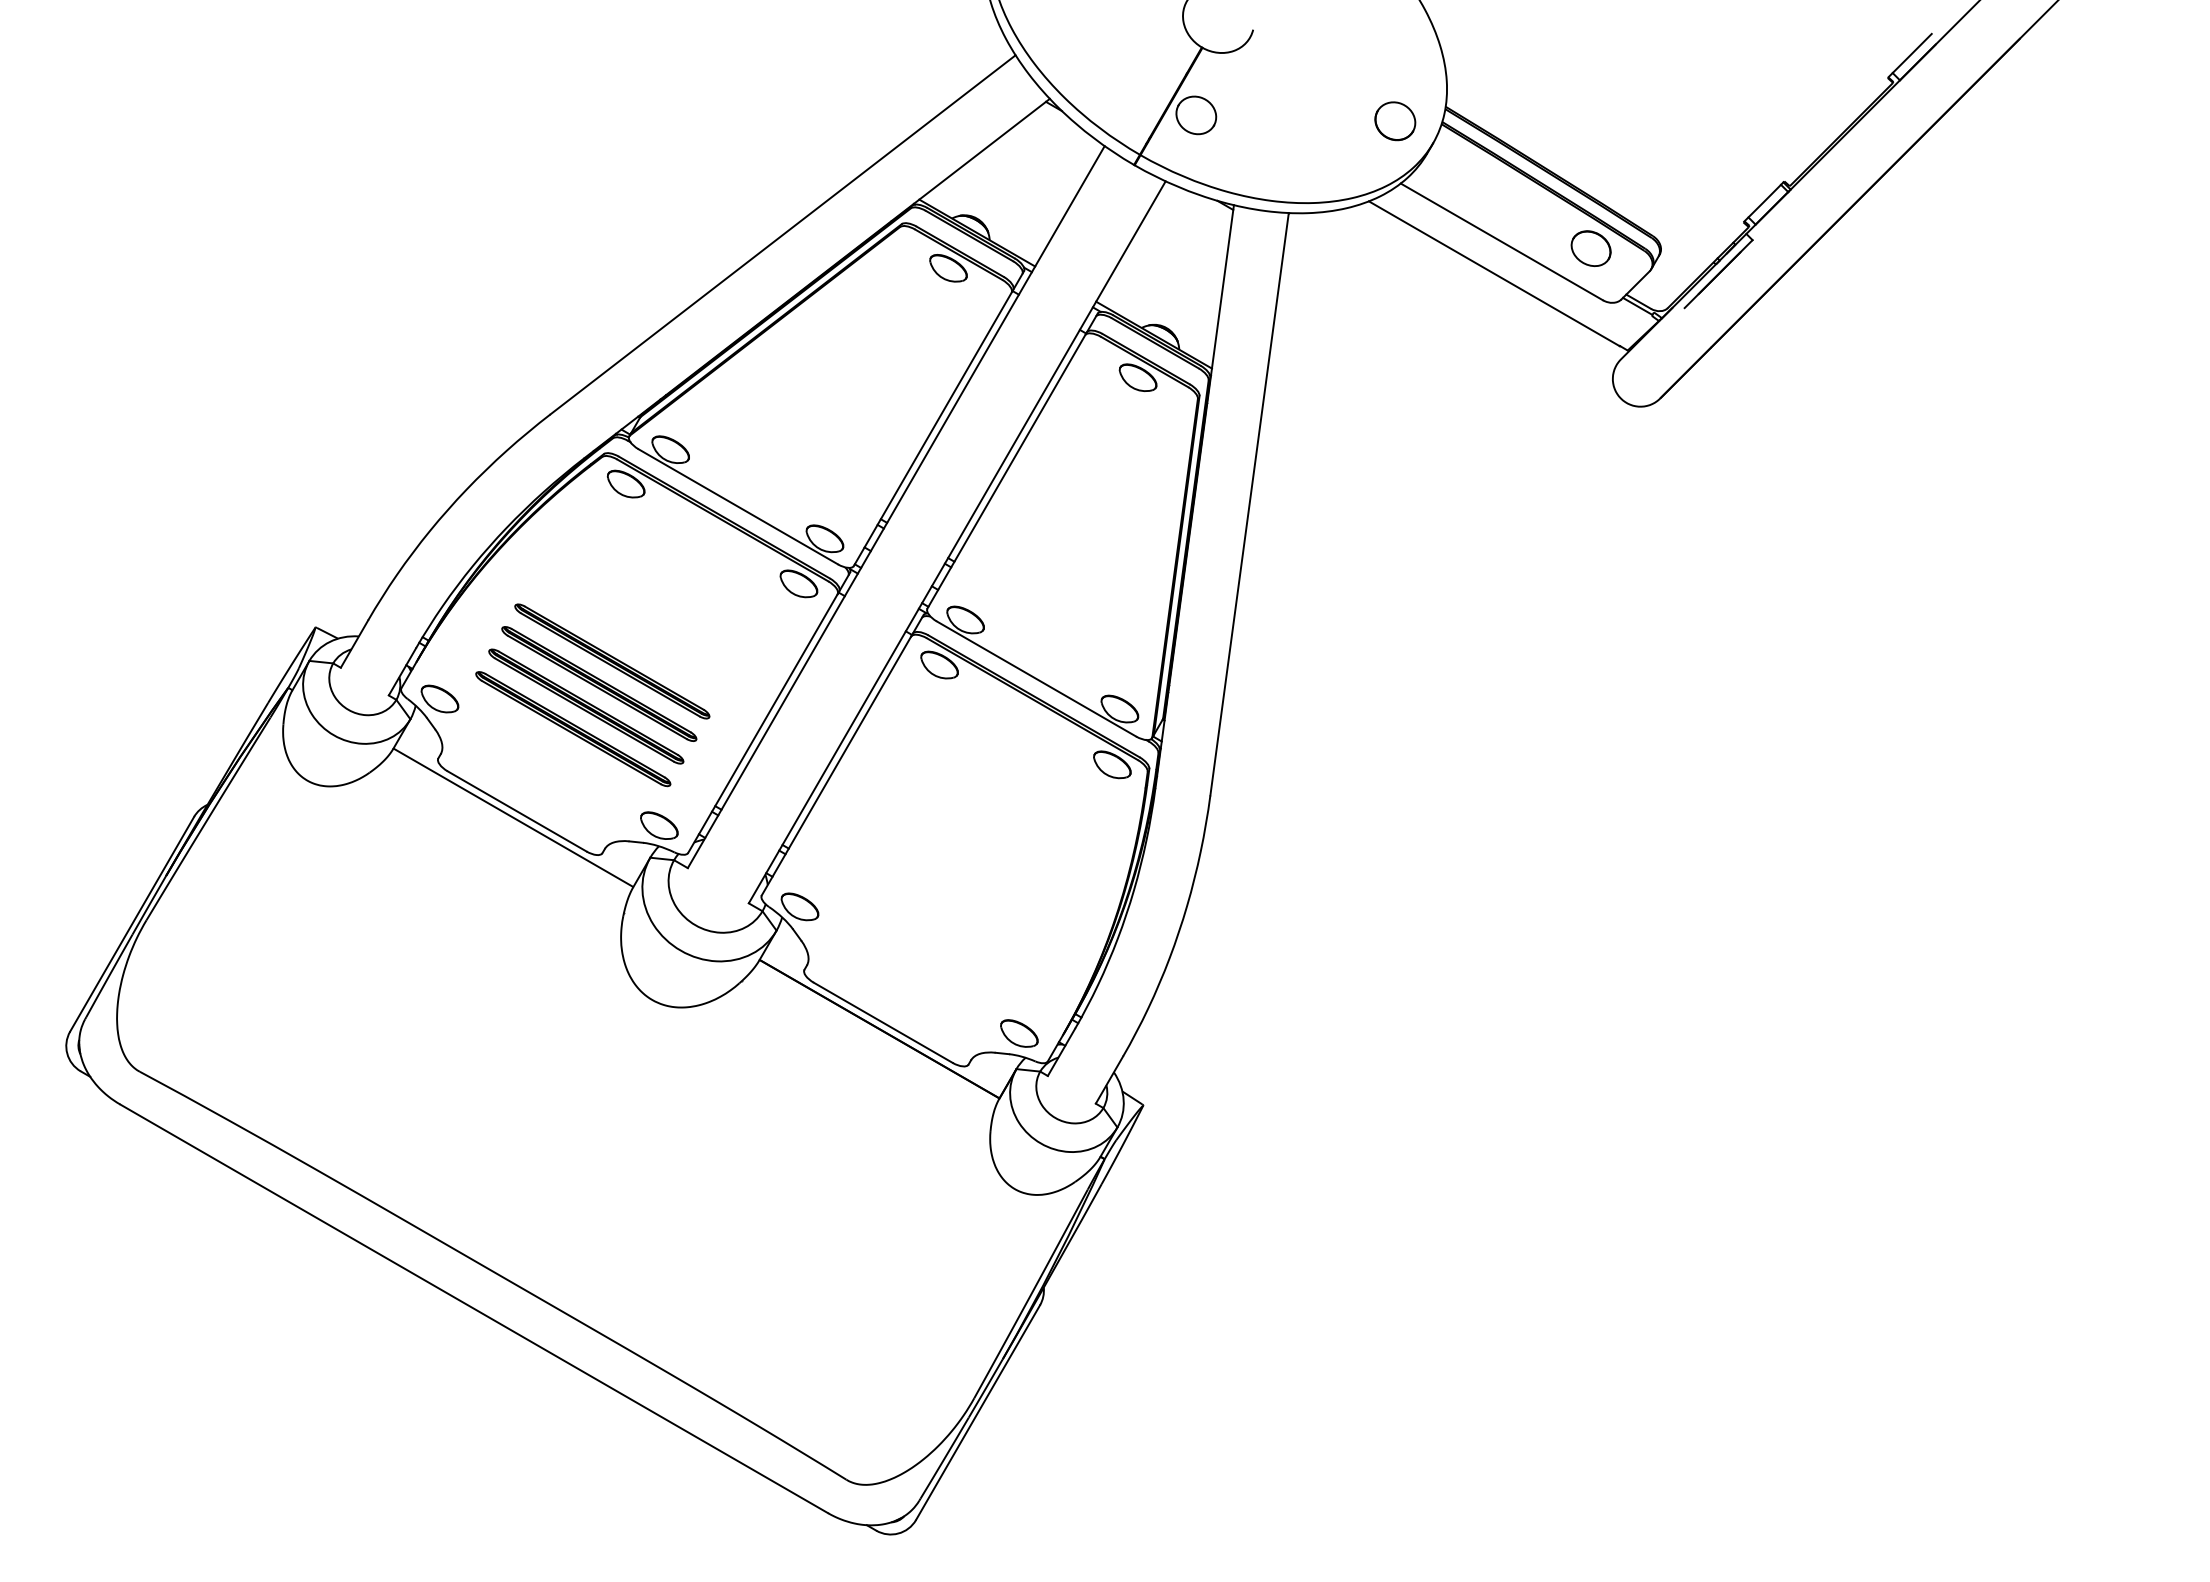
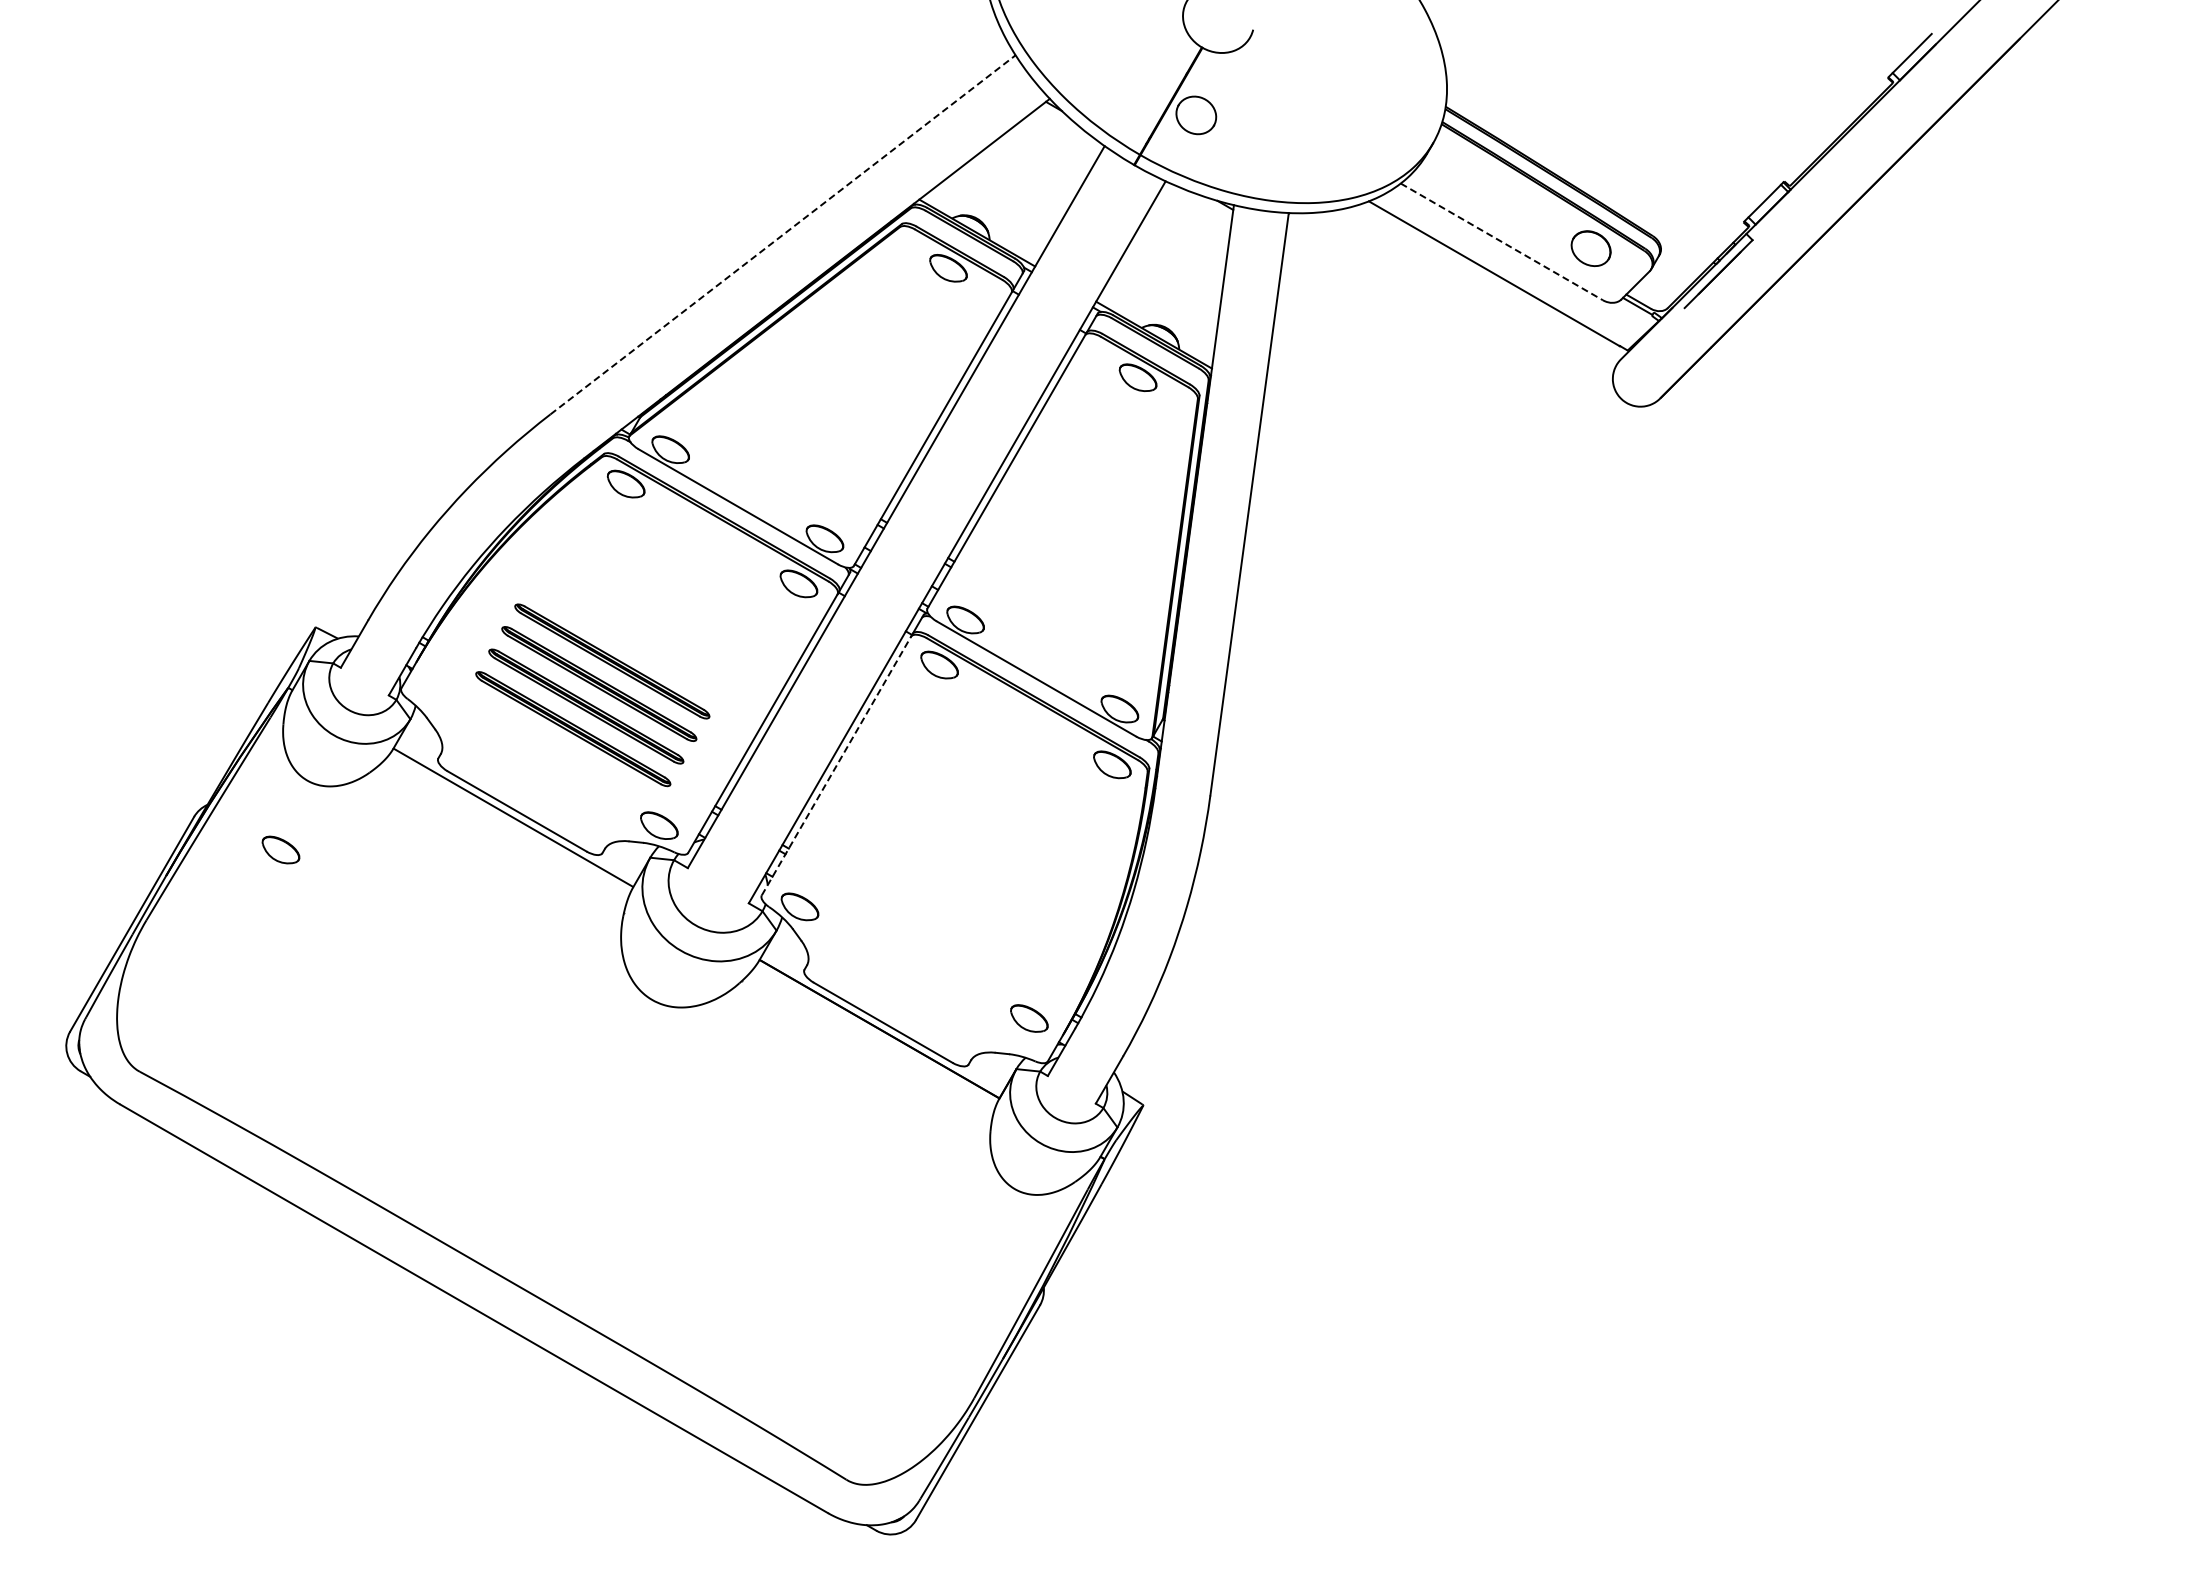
part: present -> none (1395, 121)
line: solid -> dashed (783, 234)
line: solid -> dashed (1501, 241)
part position: (439, 698) -> (280, 849) (280, 849)
line: solid -> dashed (836, 765)
part position: (1019, 1033) -> (1029, 1018) (1029, 1018)
